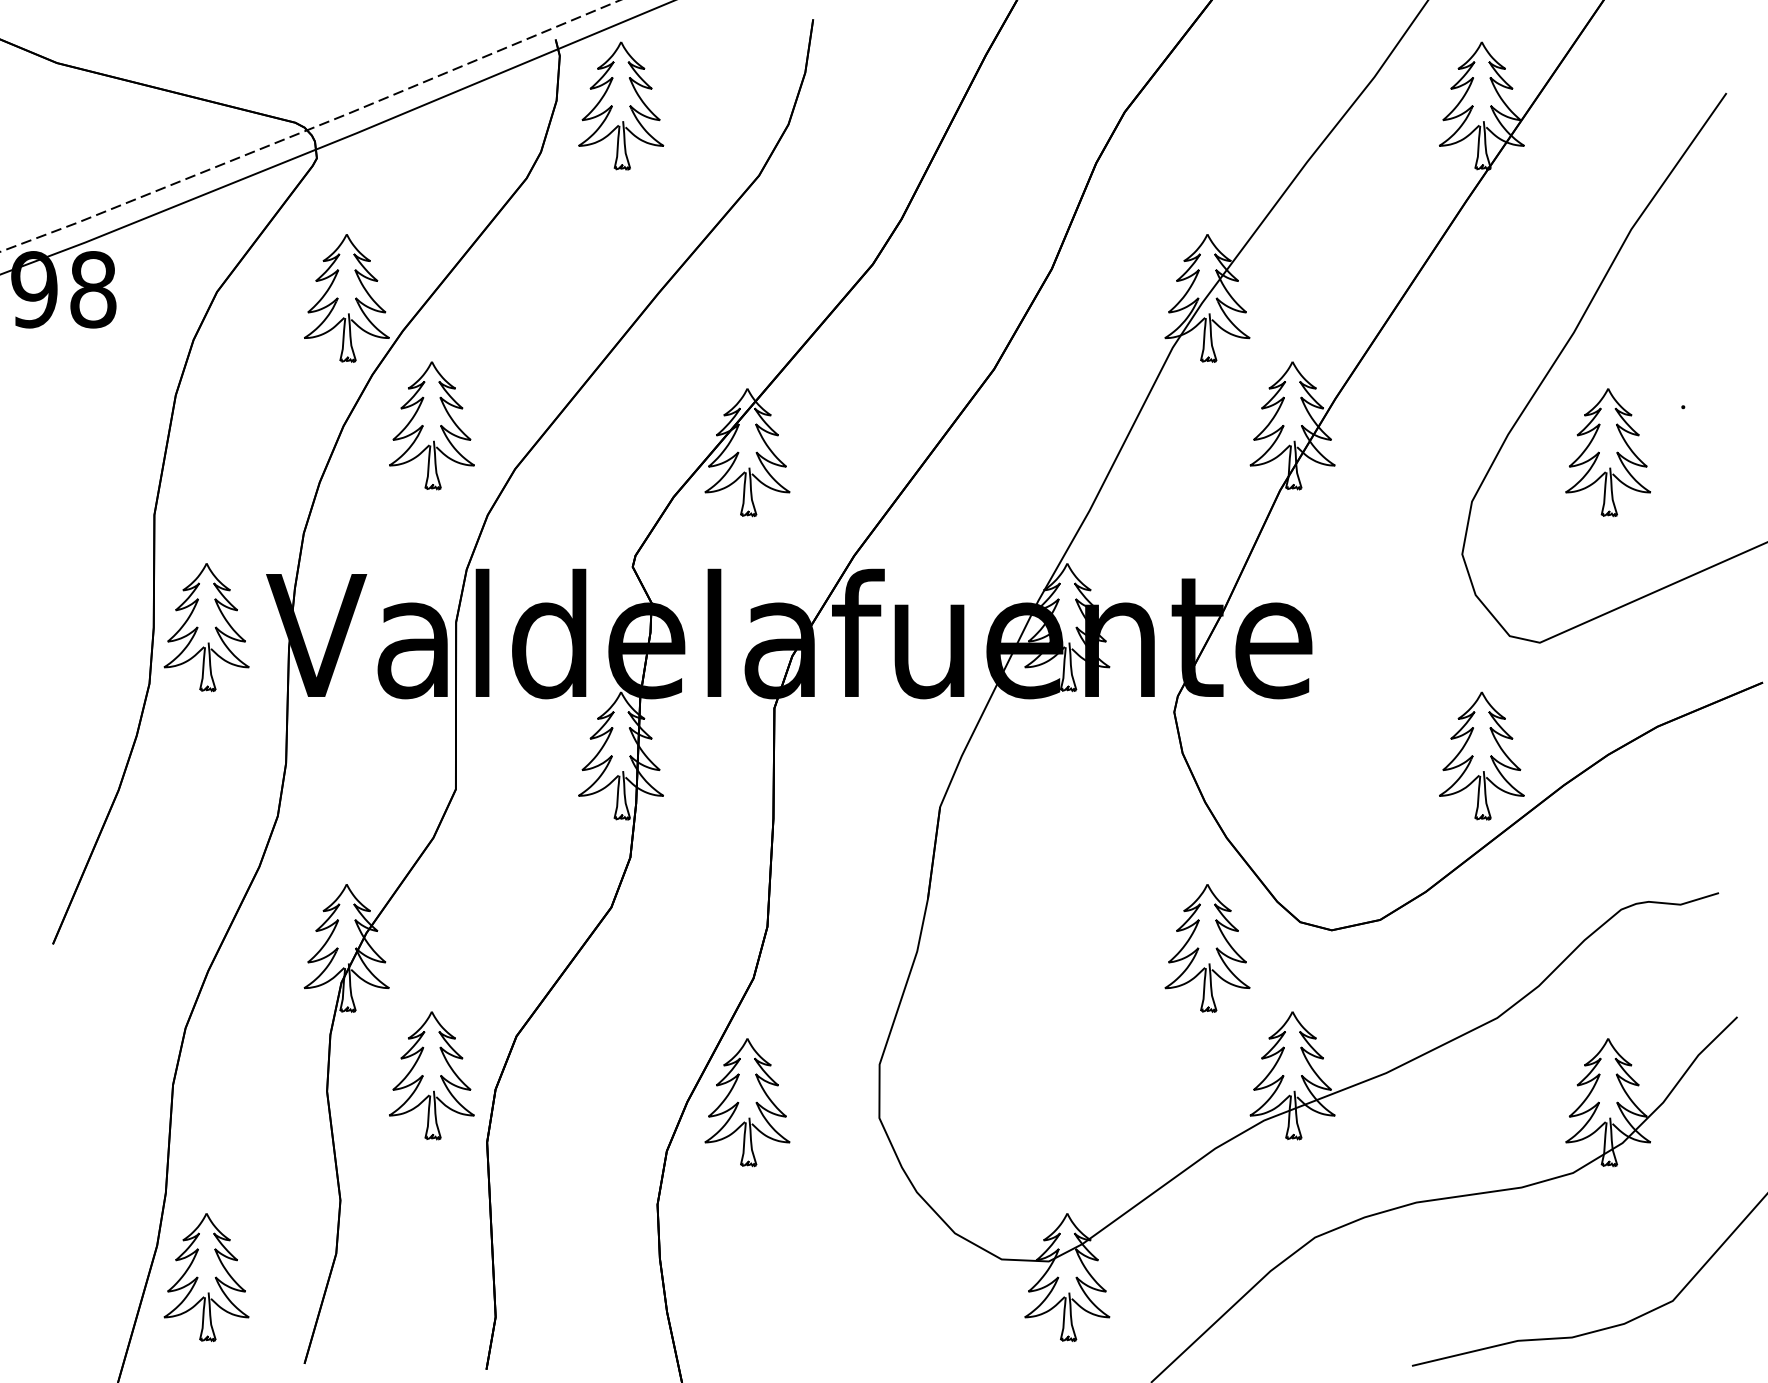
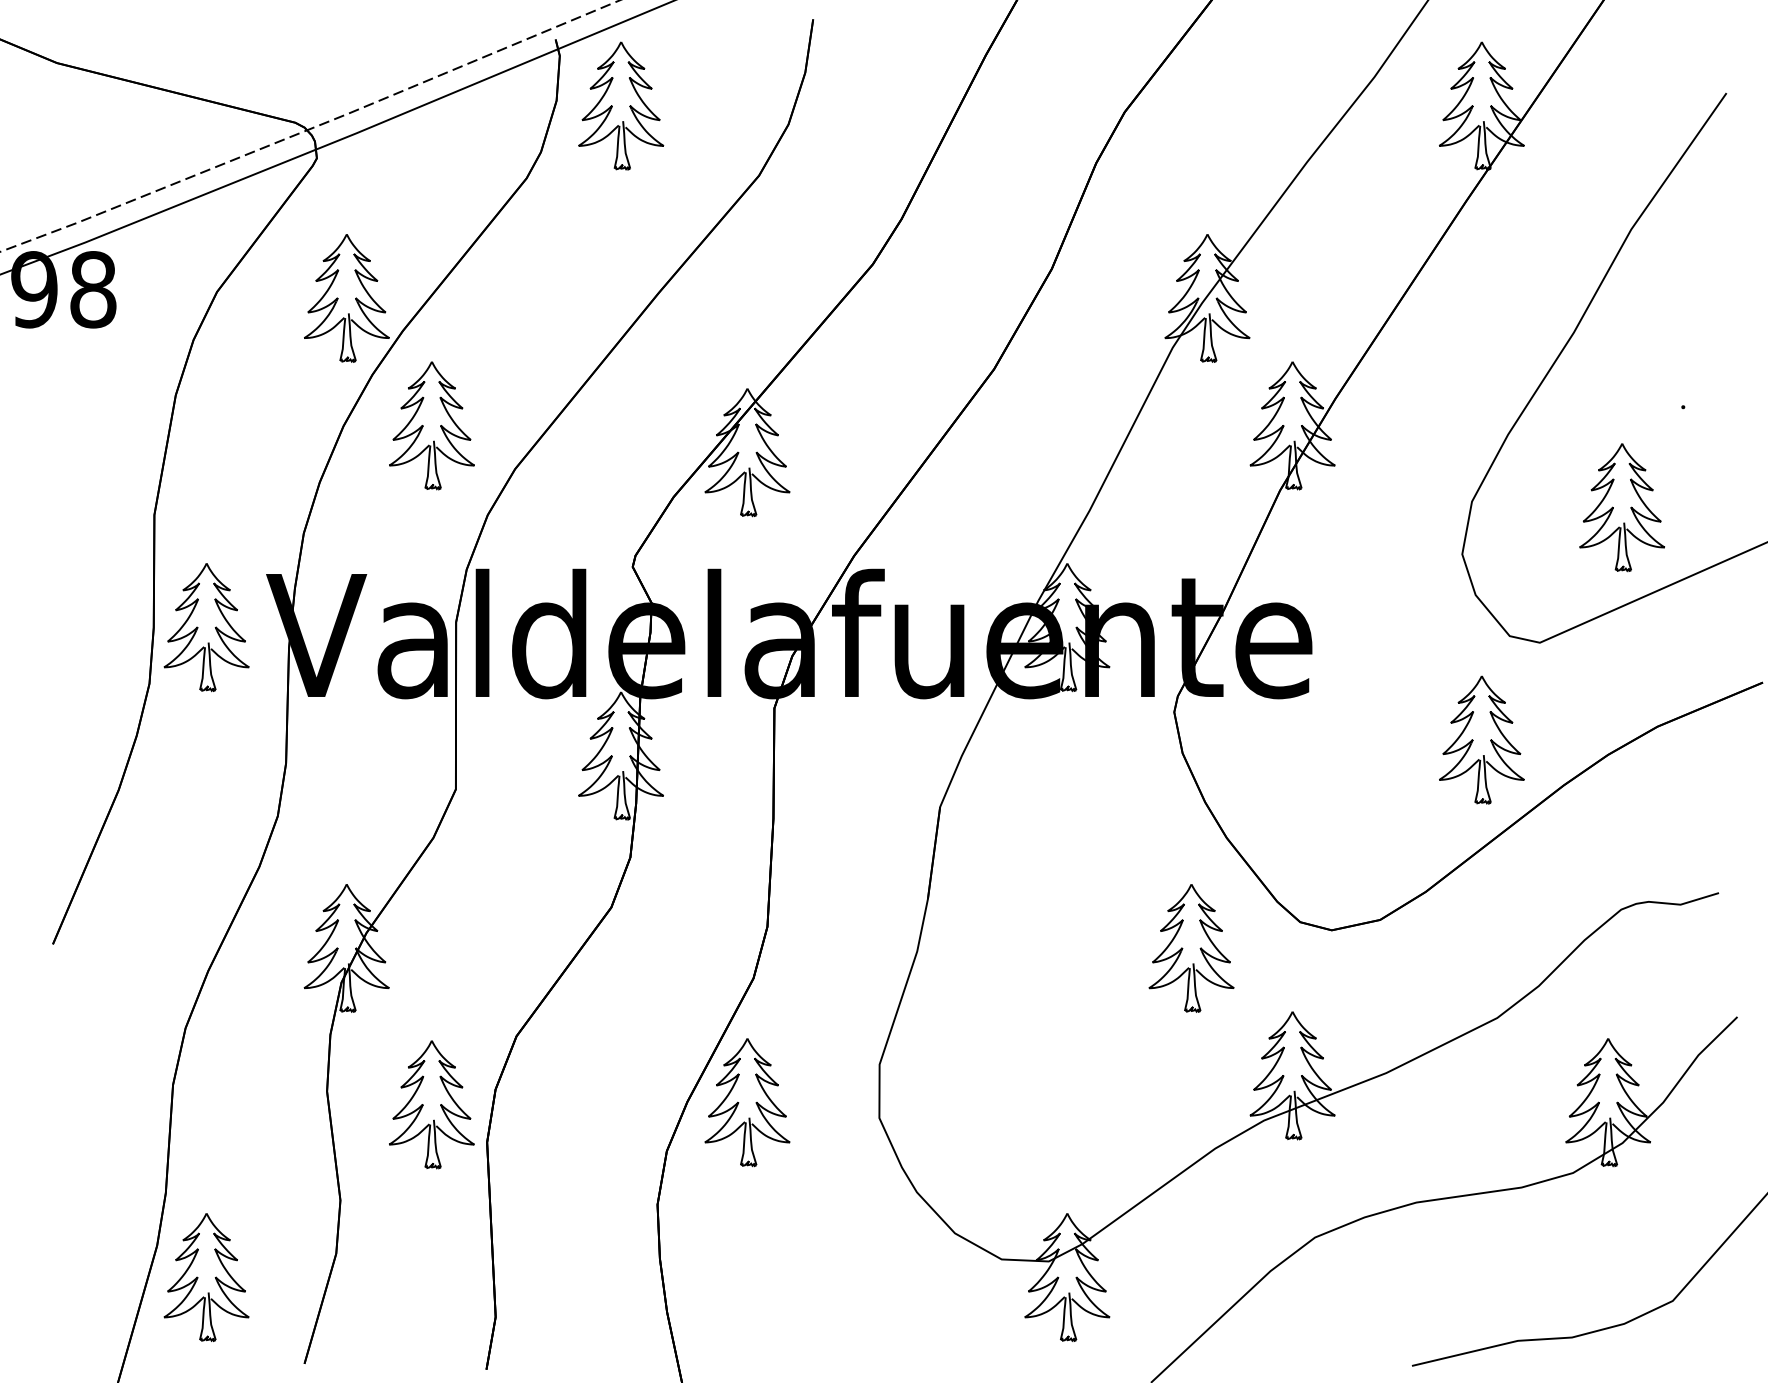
part position: (1607, 452) -> (1621, 507) (1621, 507)
part position: (1481, 755) -> (1481, 739) (1481, 739)
part position: (1207, 948) -> (1191, 948) (1191, 948)
part position: (431, 1075) -> (431, 1104) (431, 1104)
